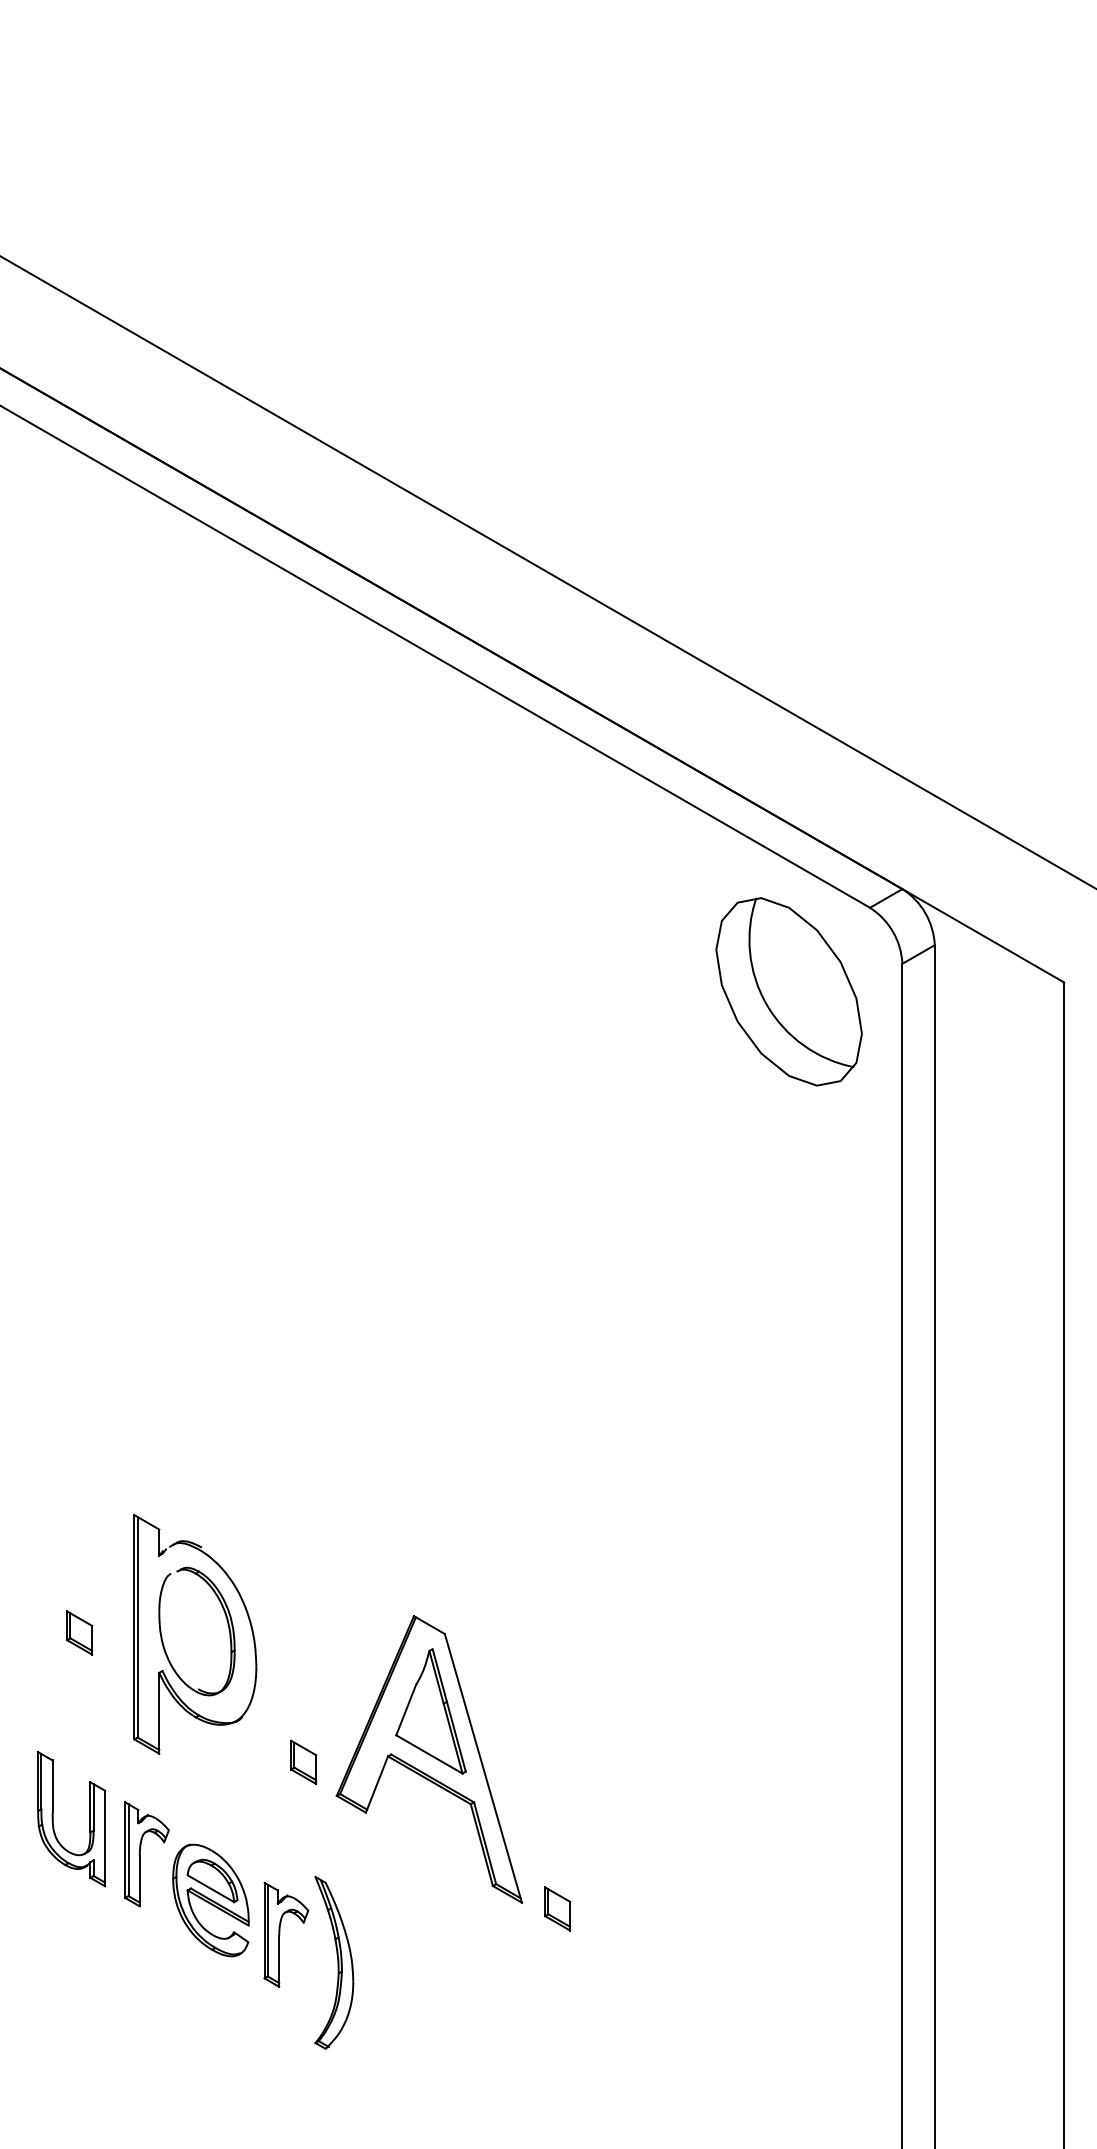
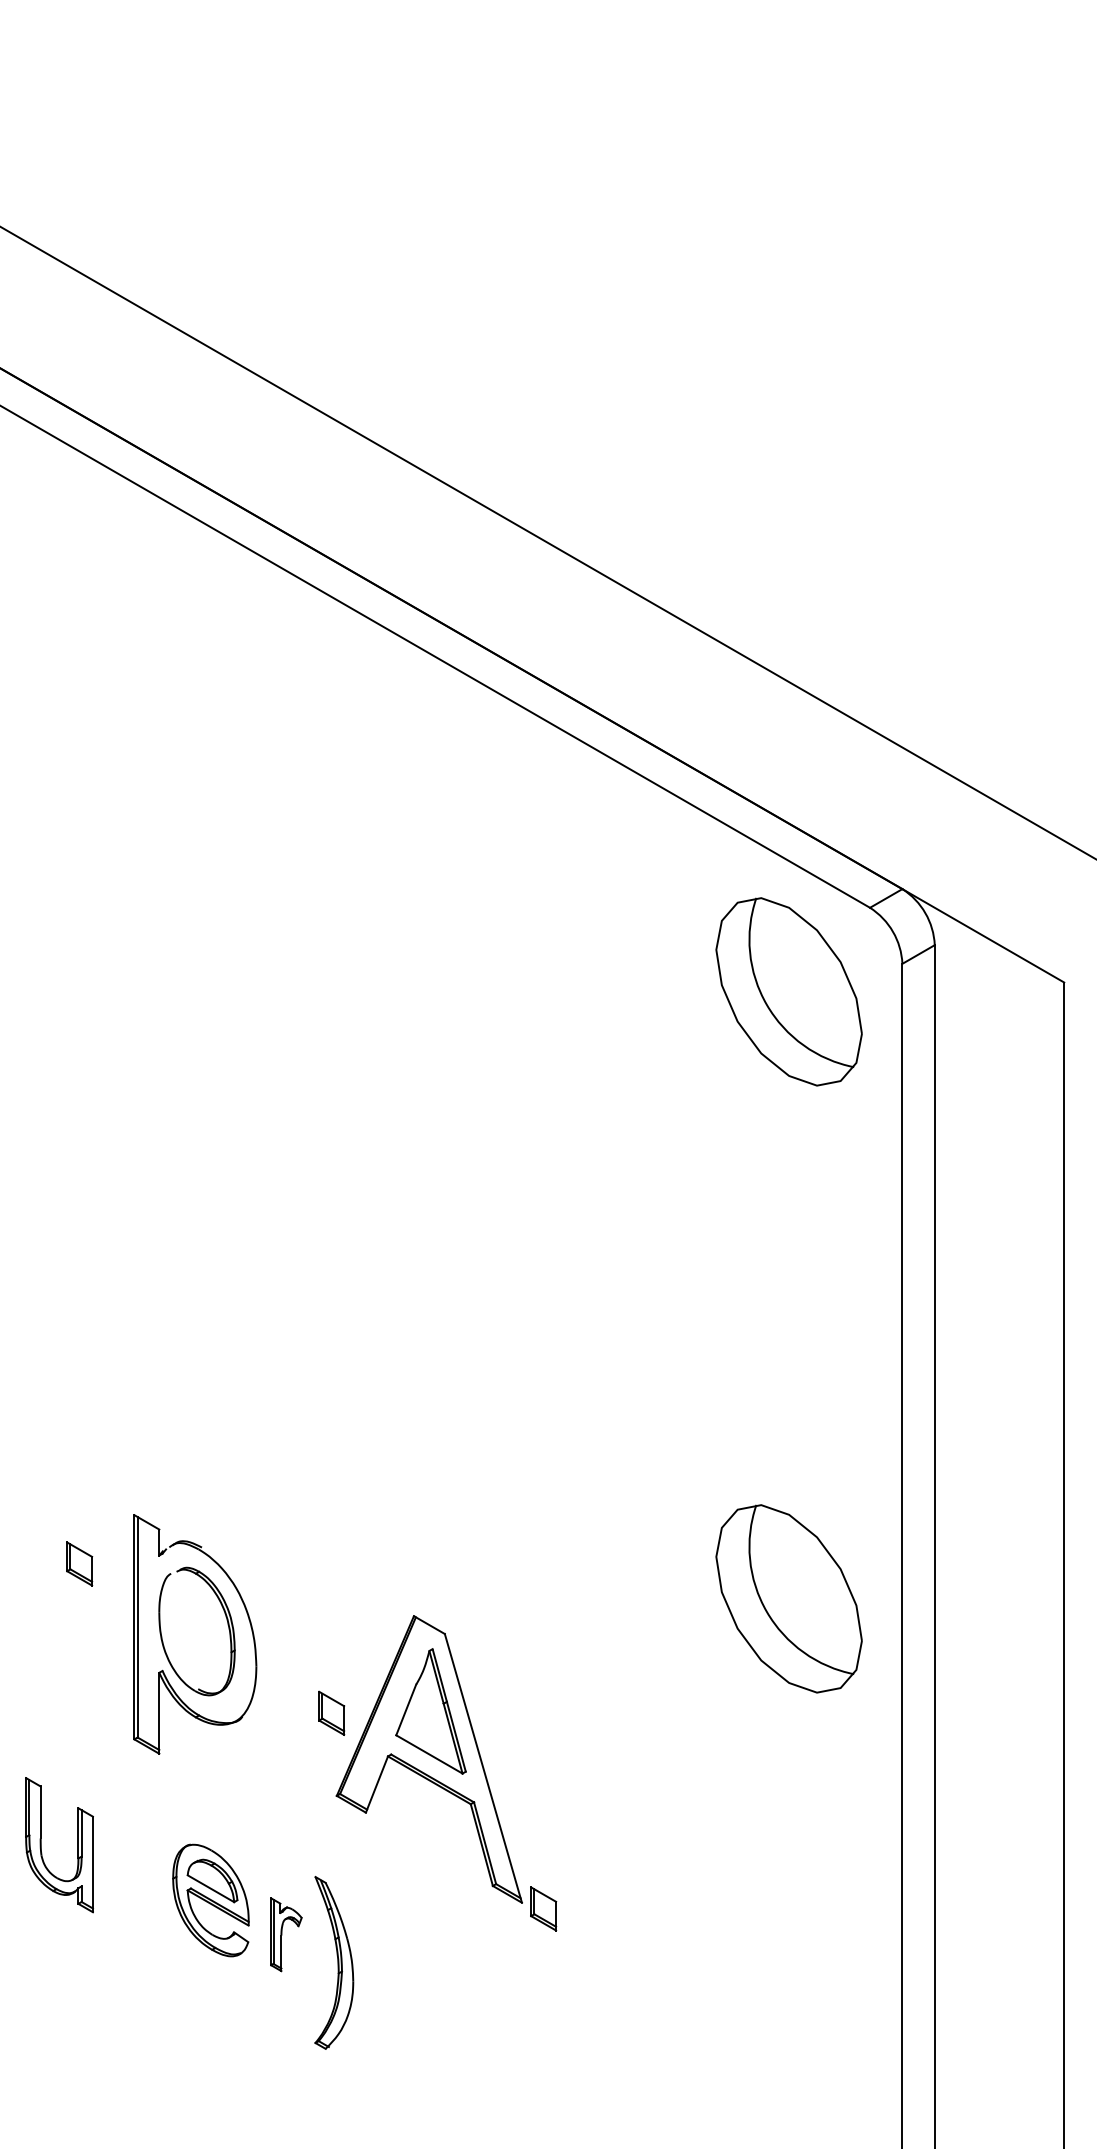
line position: (547, 572) -> (547, 542) (547, 542)
part: none -> present (788, 1598)
part position: (79, 1632) -> (79, 1563) (79, 1563)
part position: (303, 1761) -> (331, 1712) (331, 1712)
part position: (53, 1819) -> (41, 1845) (41, 1845)
part: present -> none (146, 1854)
part position: (557, 1908) -> (543, 1908) (543, 1908)
part size: 47x107 px -> 33x76 px (286, 1934)
